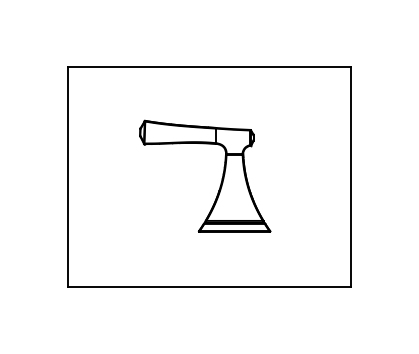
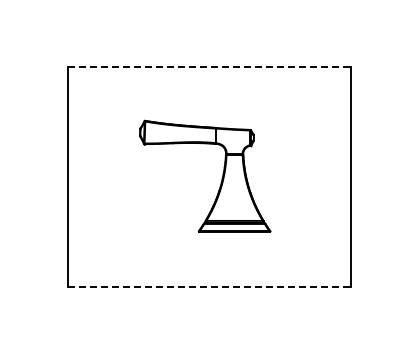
line: solid -> dashed (209, 67)
line: solid -> dashed (209, 286)
